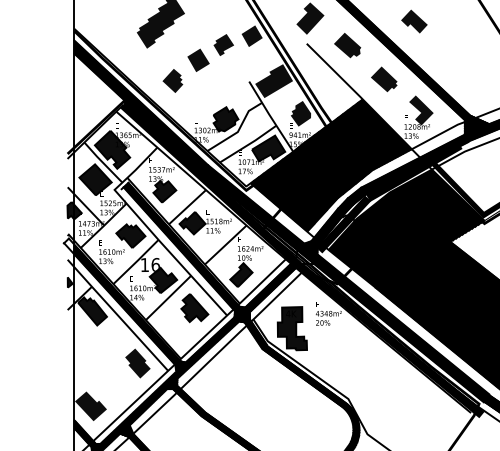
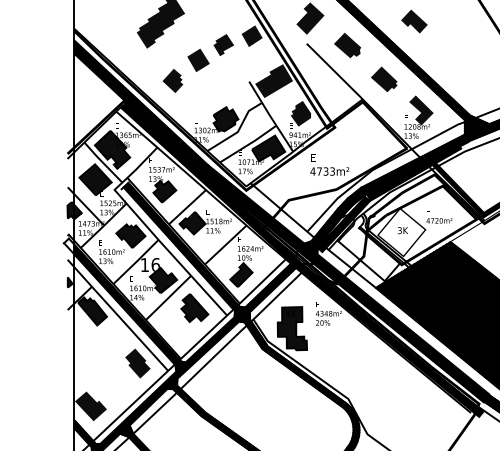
hatch: present -> none (331, 165)
hatch: present -> none (406, 228)
